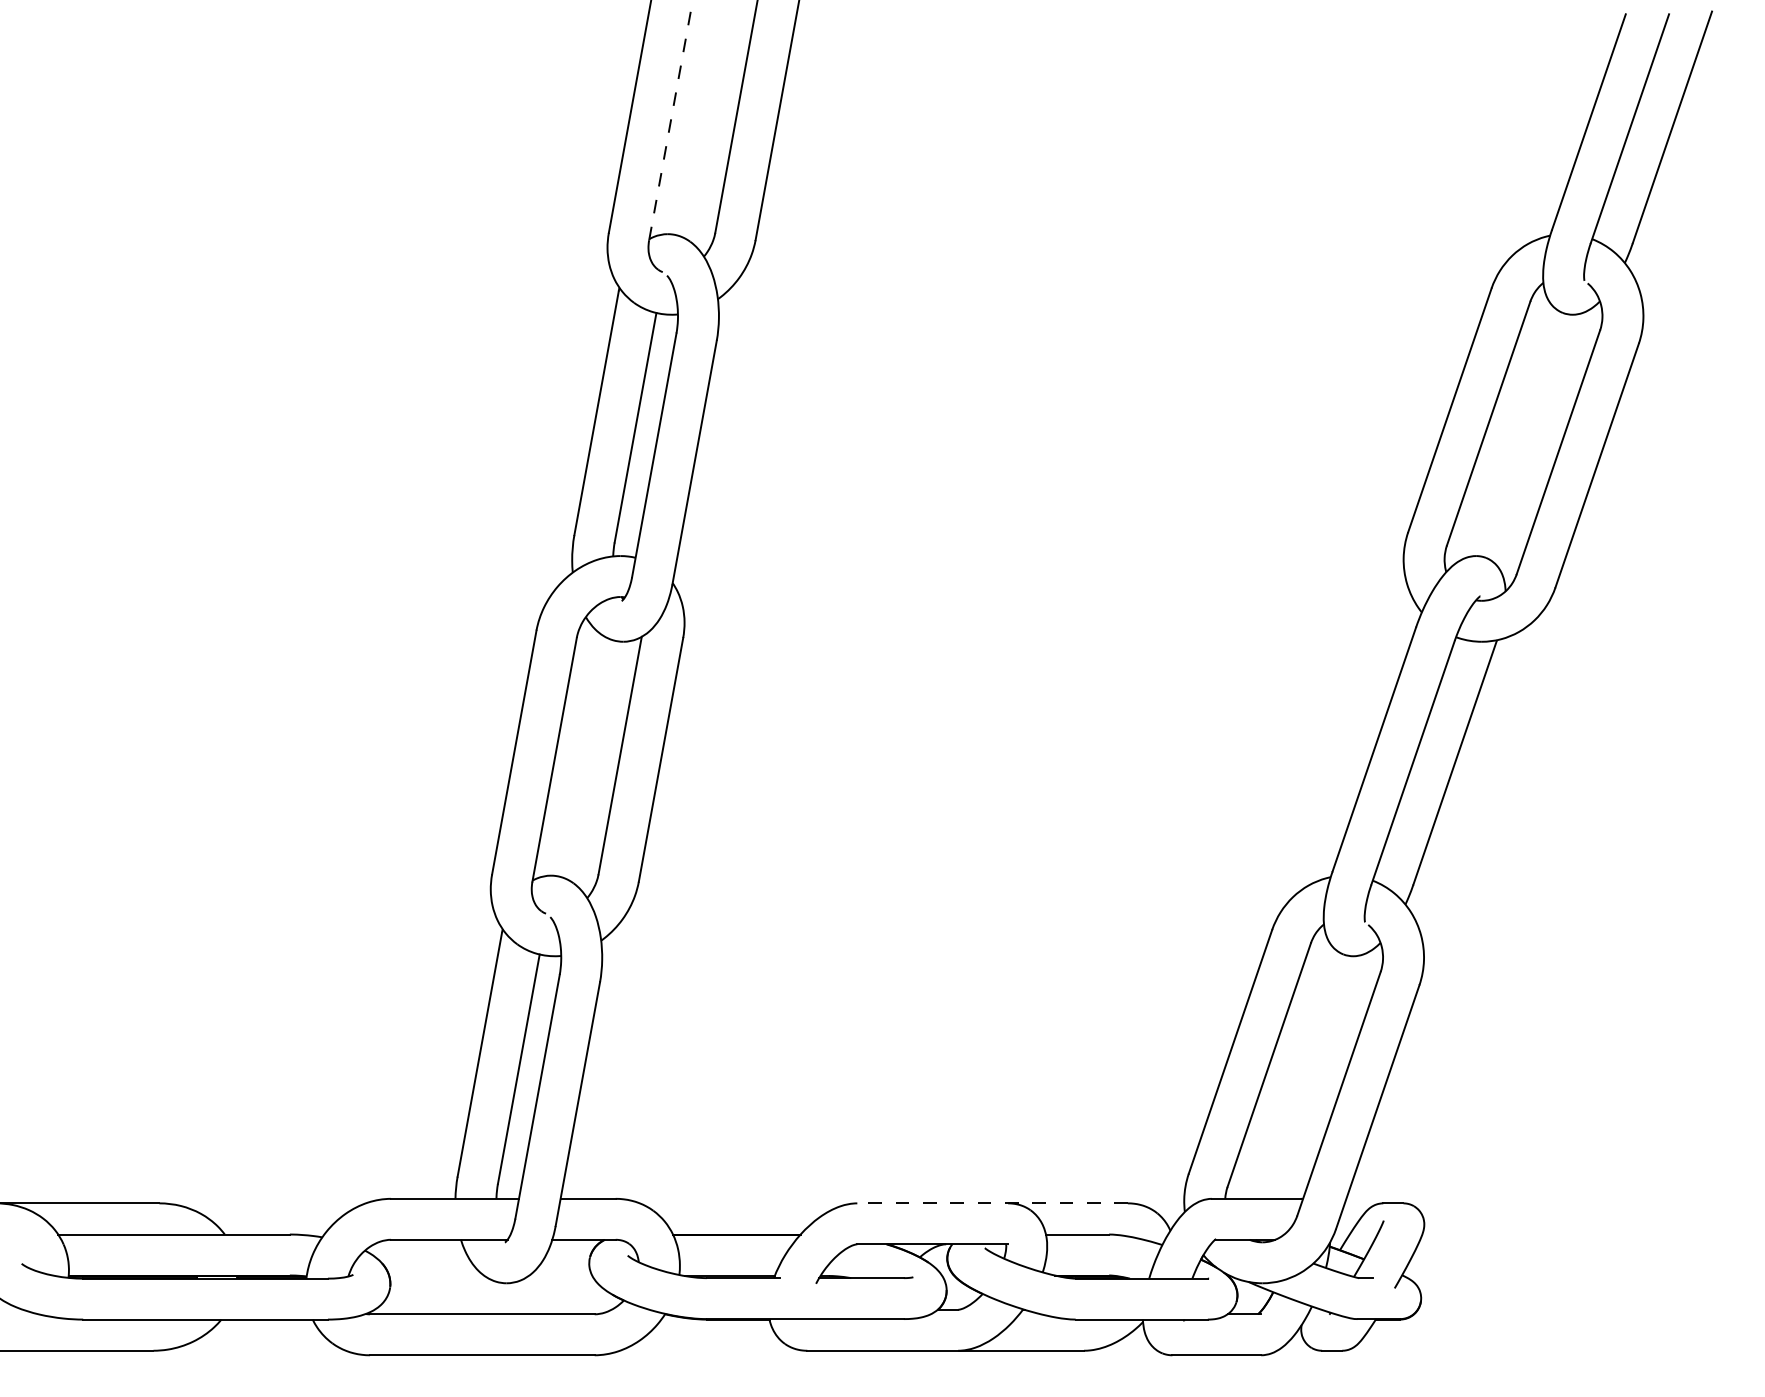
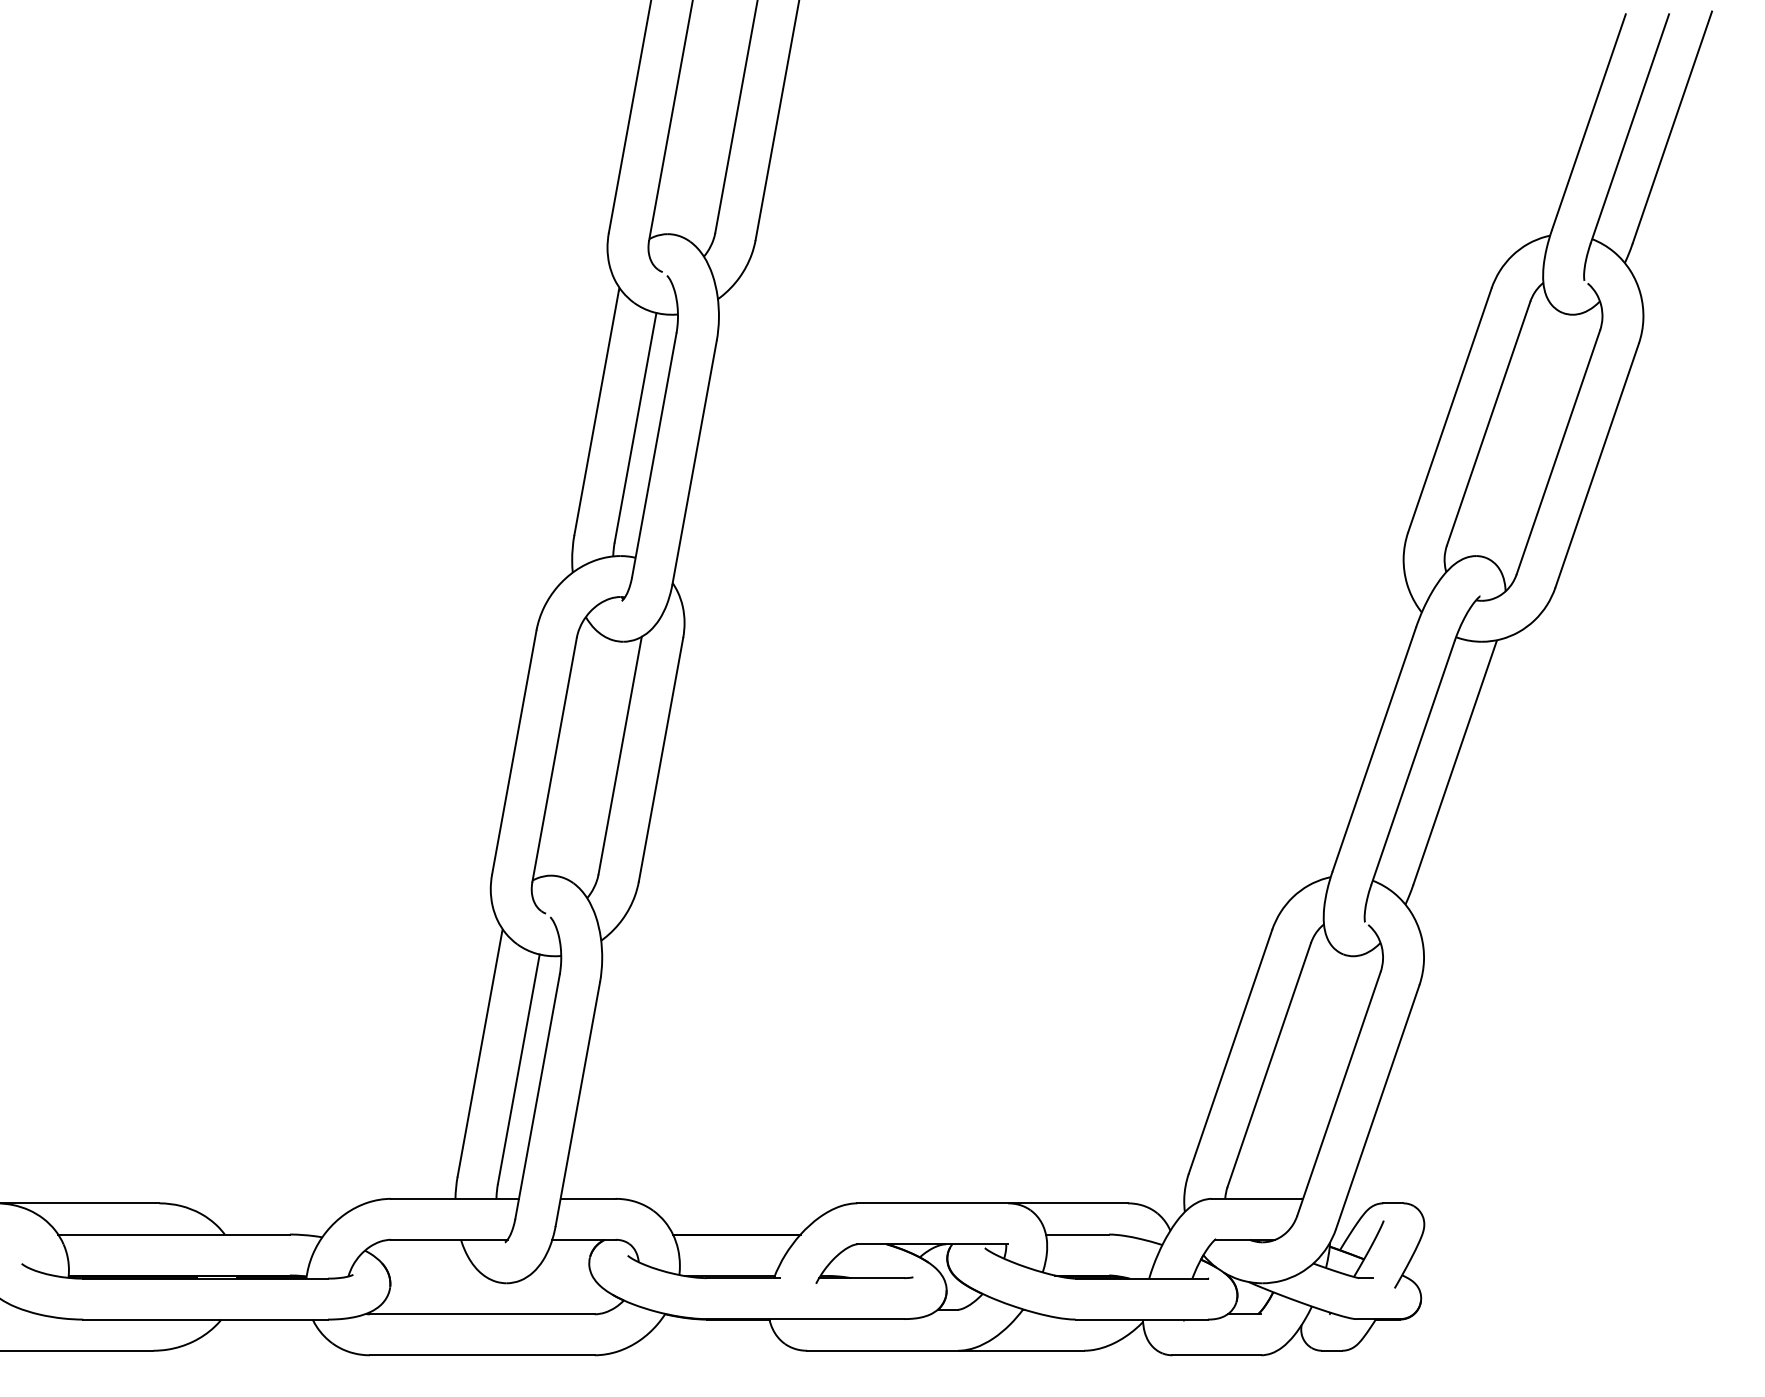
line: dashed -> solid (671, 120)
line: dashed -> solid (992, 1203)
